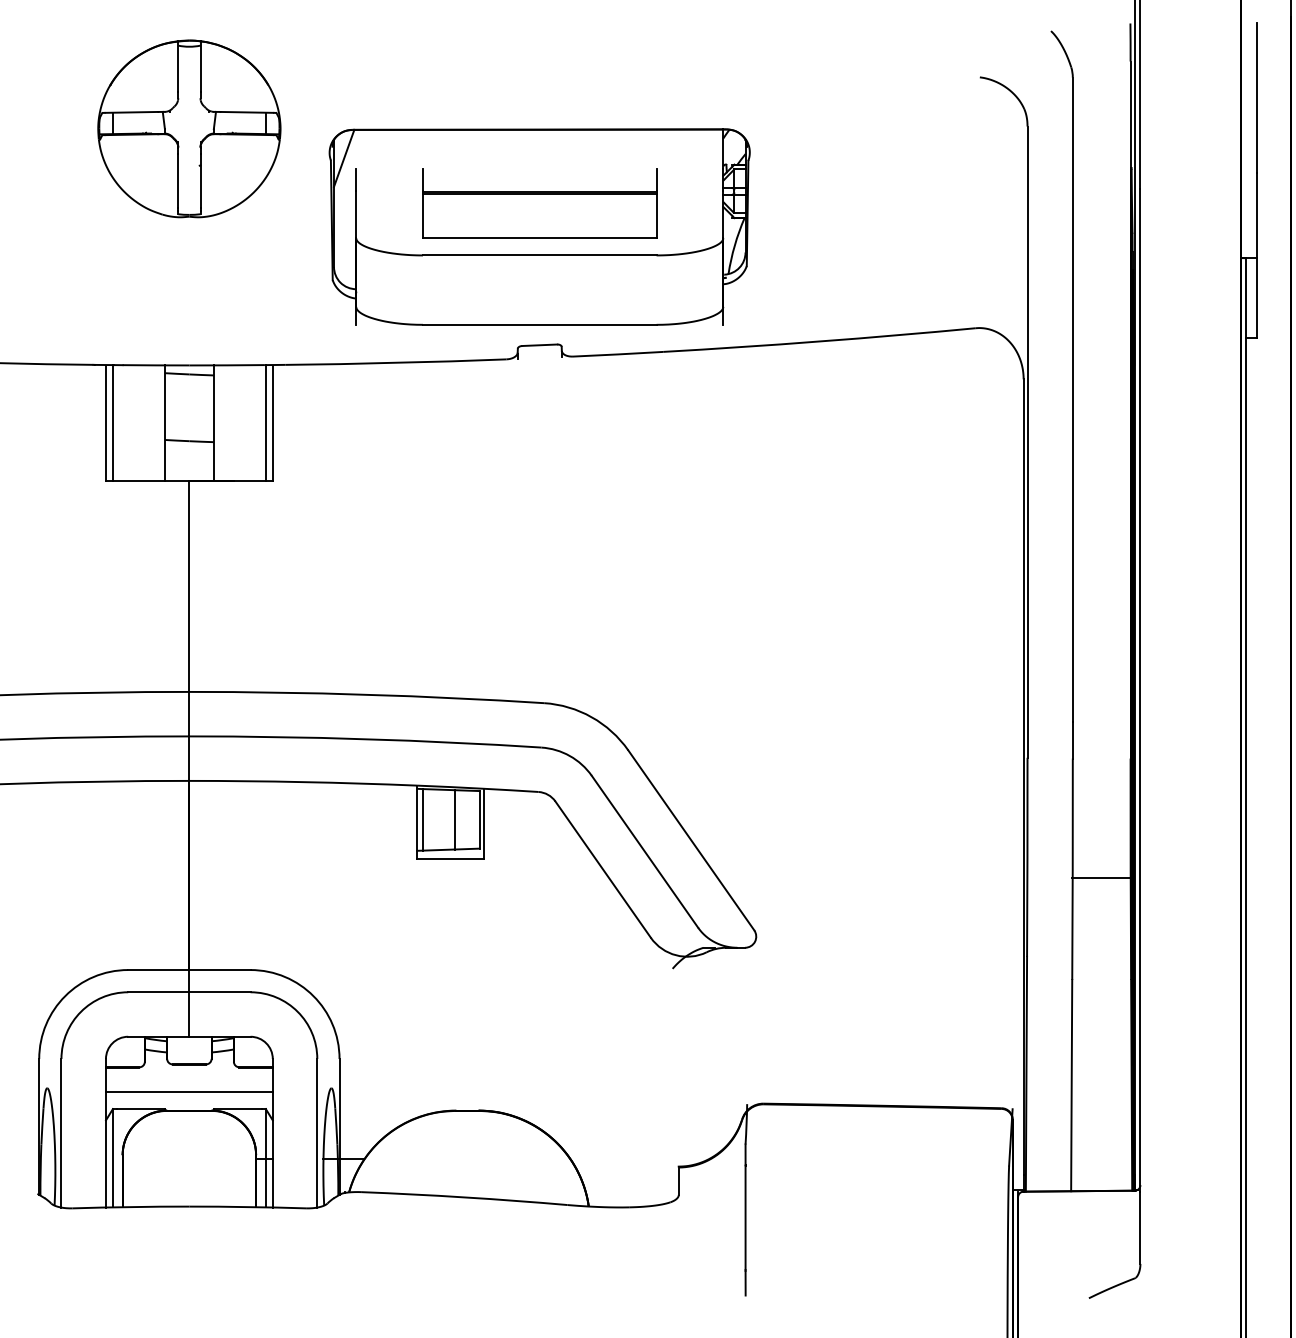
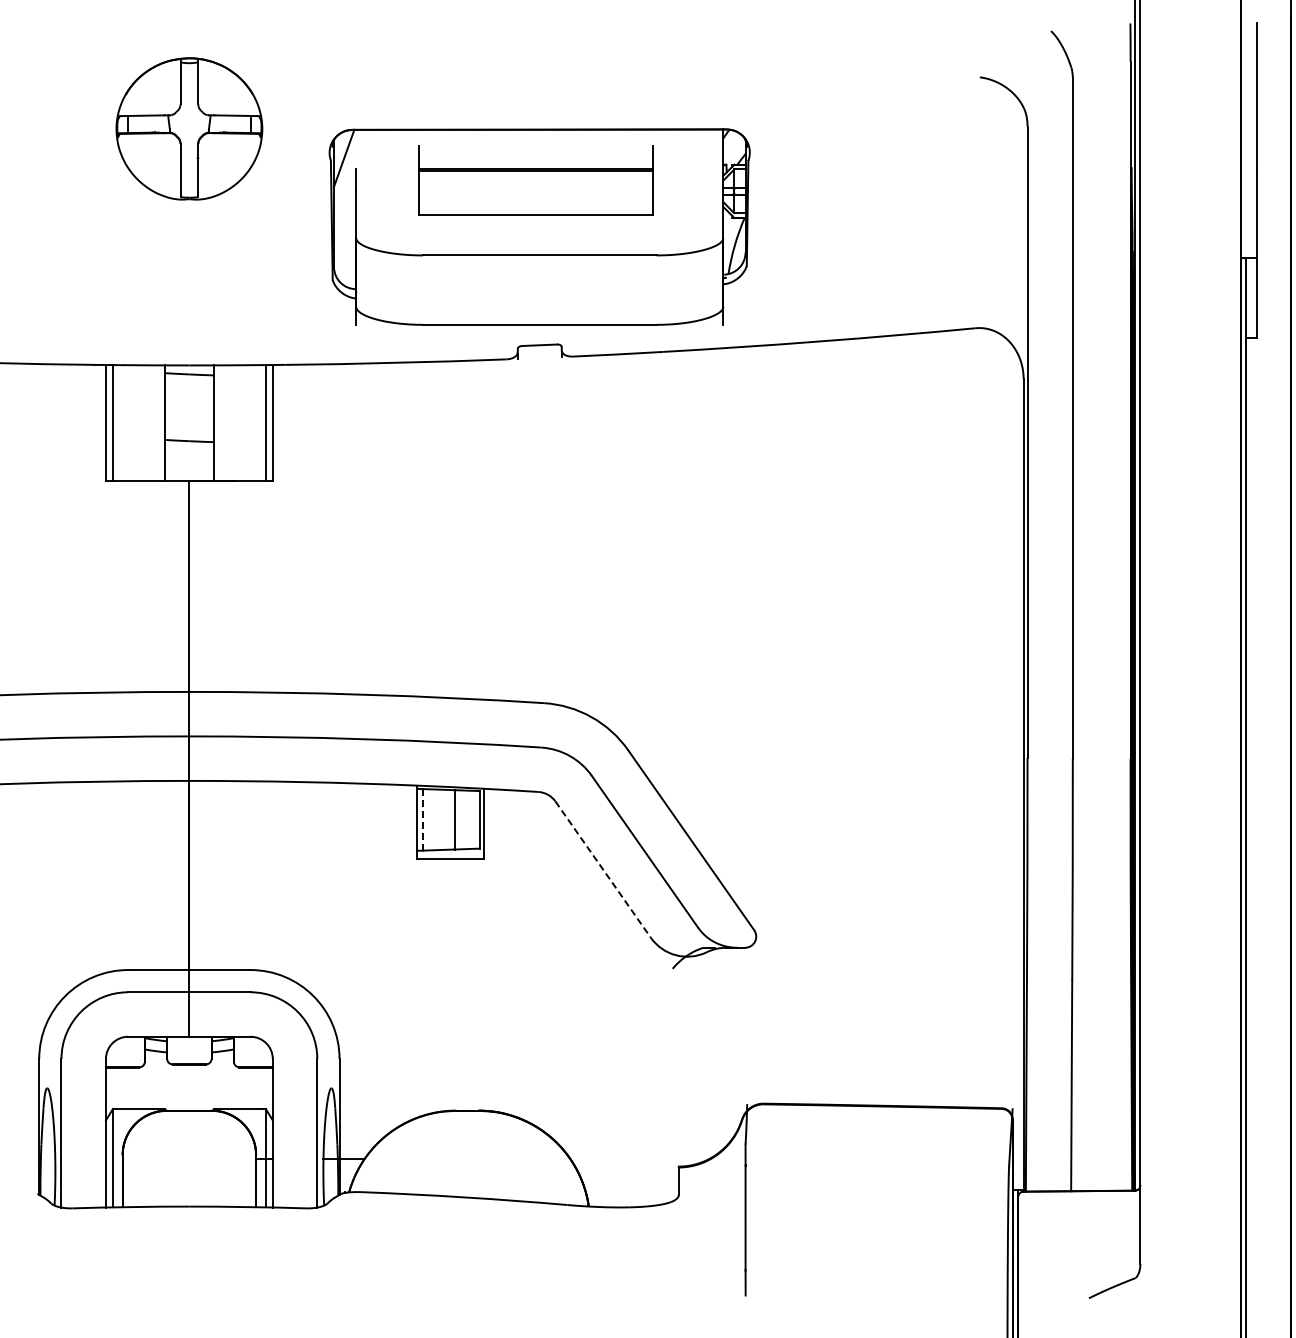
part size: 185x180 px -> 149x144 px (189, 128)
part position: (539, 203) -> (535, 180) (535, 180)
line: solid -> dashed (422, 819)
line: solid -> dashed (603, 870)
line: present -> none (1101, 877)
line: present -> none (188, 1092)
